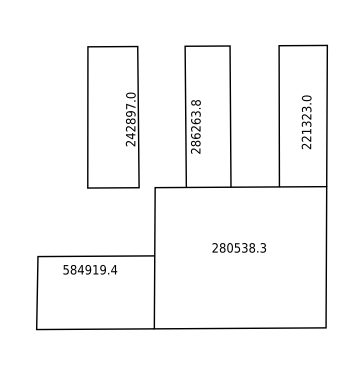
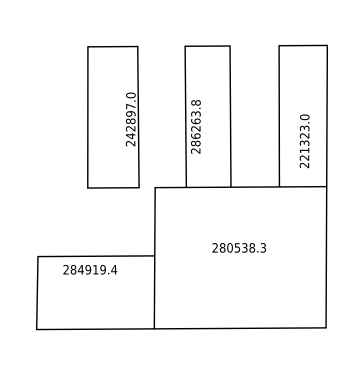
text position: (306, 122) -> (304, 141) (304, 141)
text: 584919.4 -> 284919.4 (65, 269)
